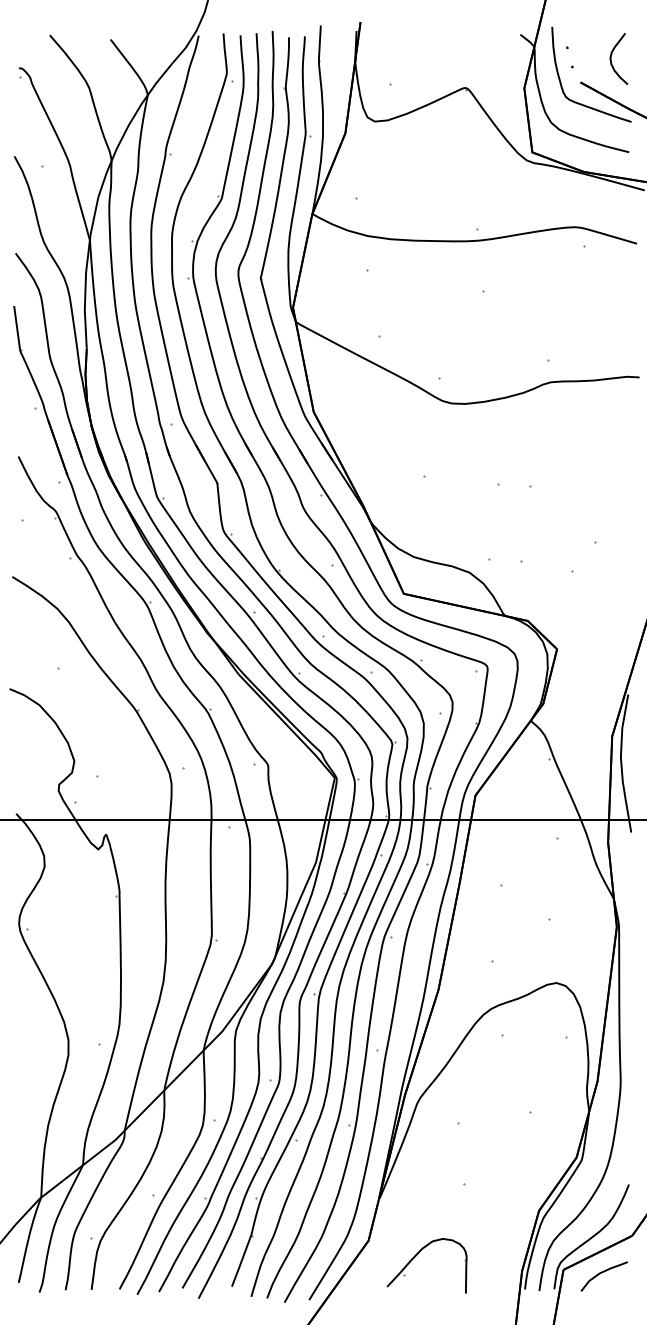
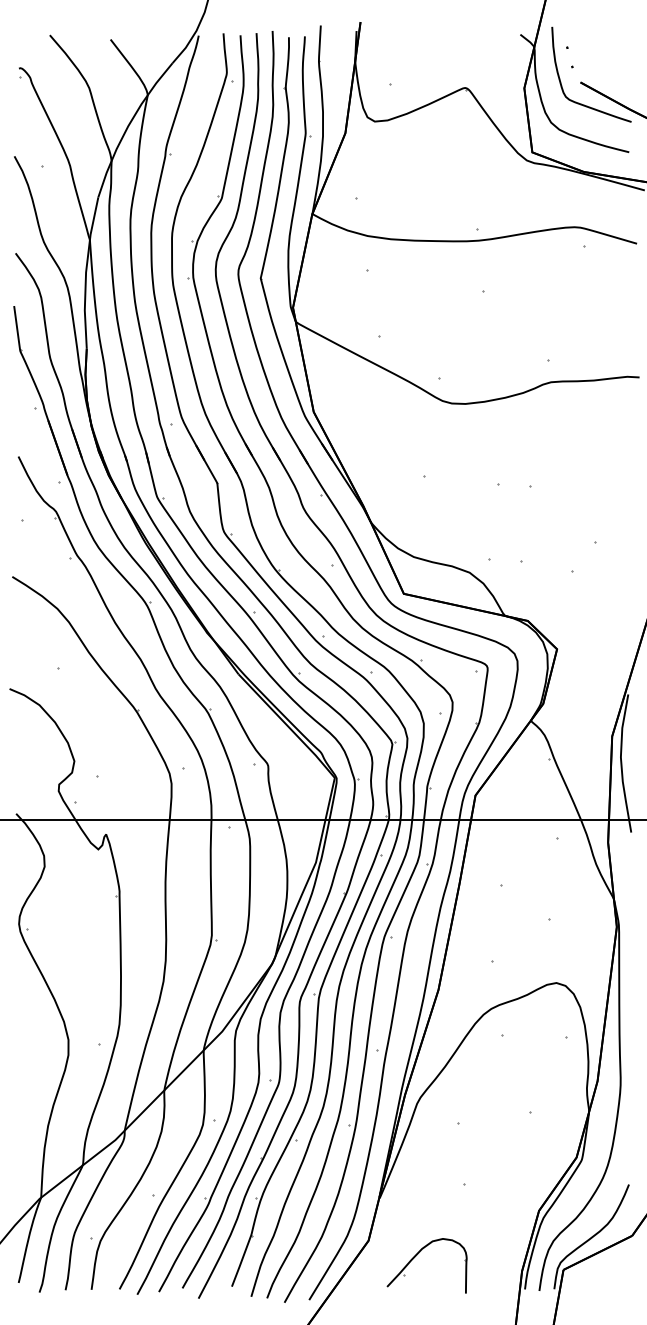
curve: present -> none (611, 58)
curve: present -> none (602, 1273)
